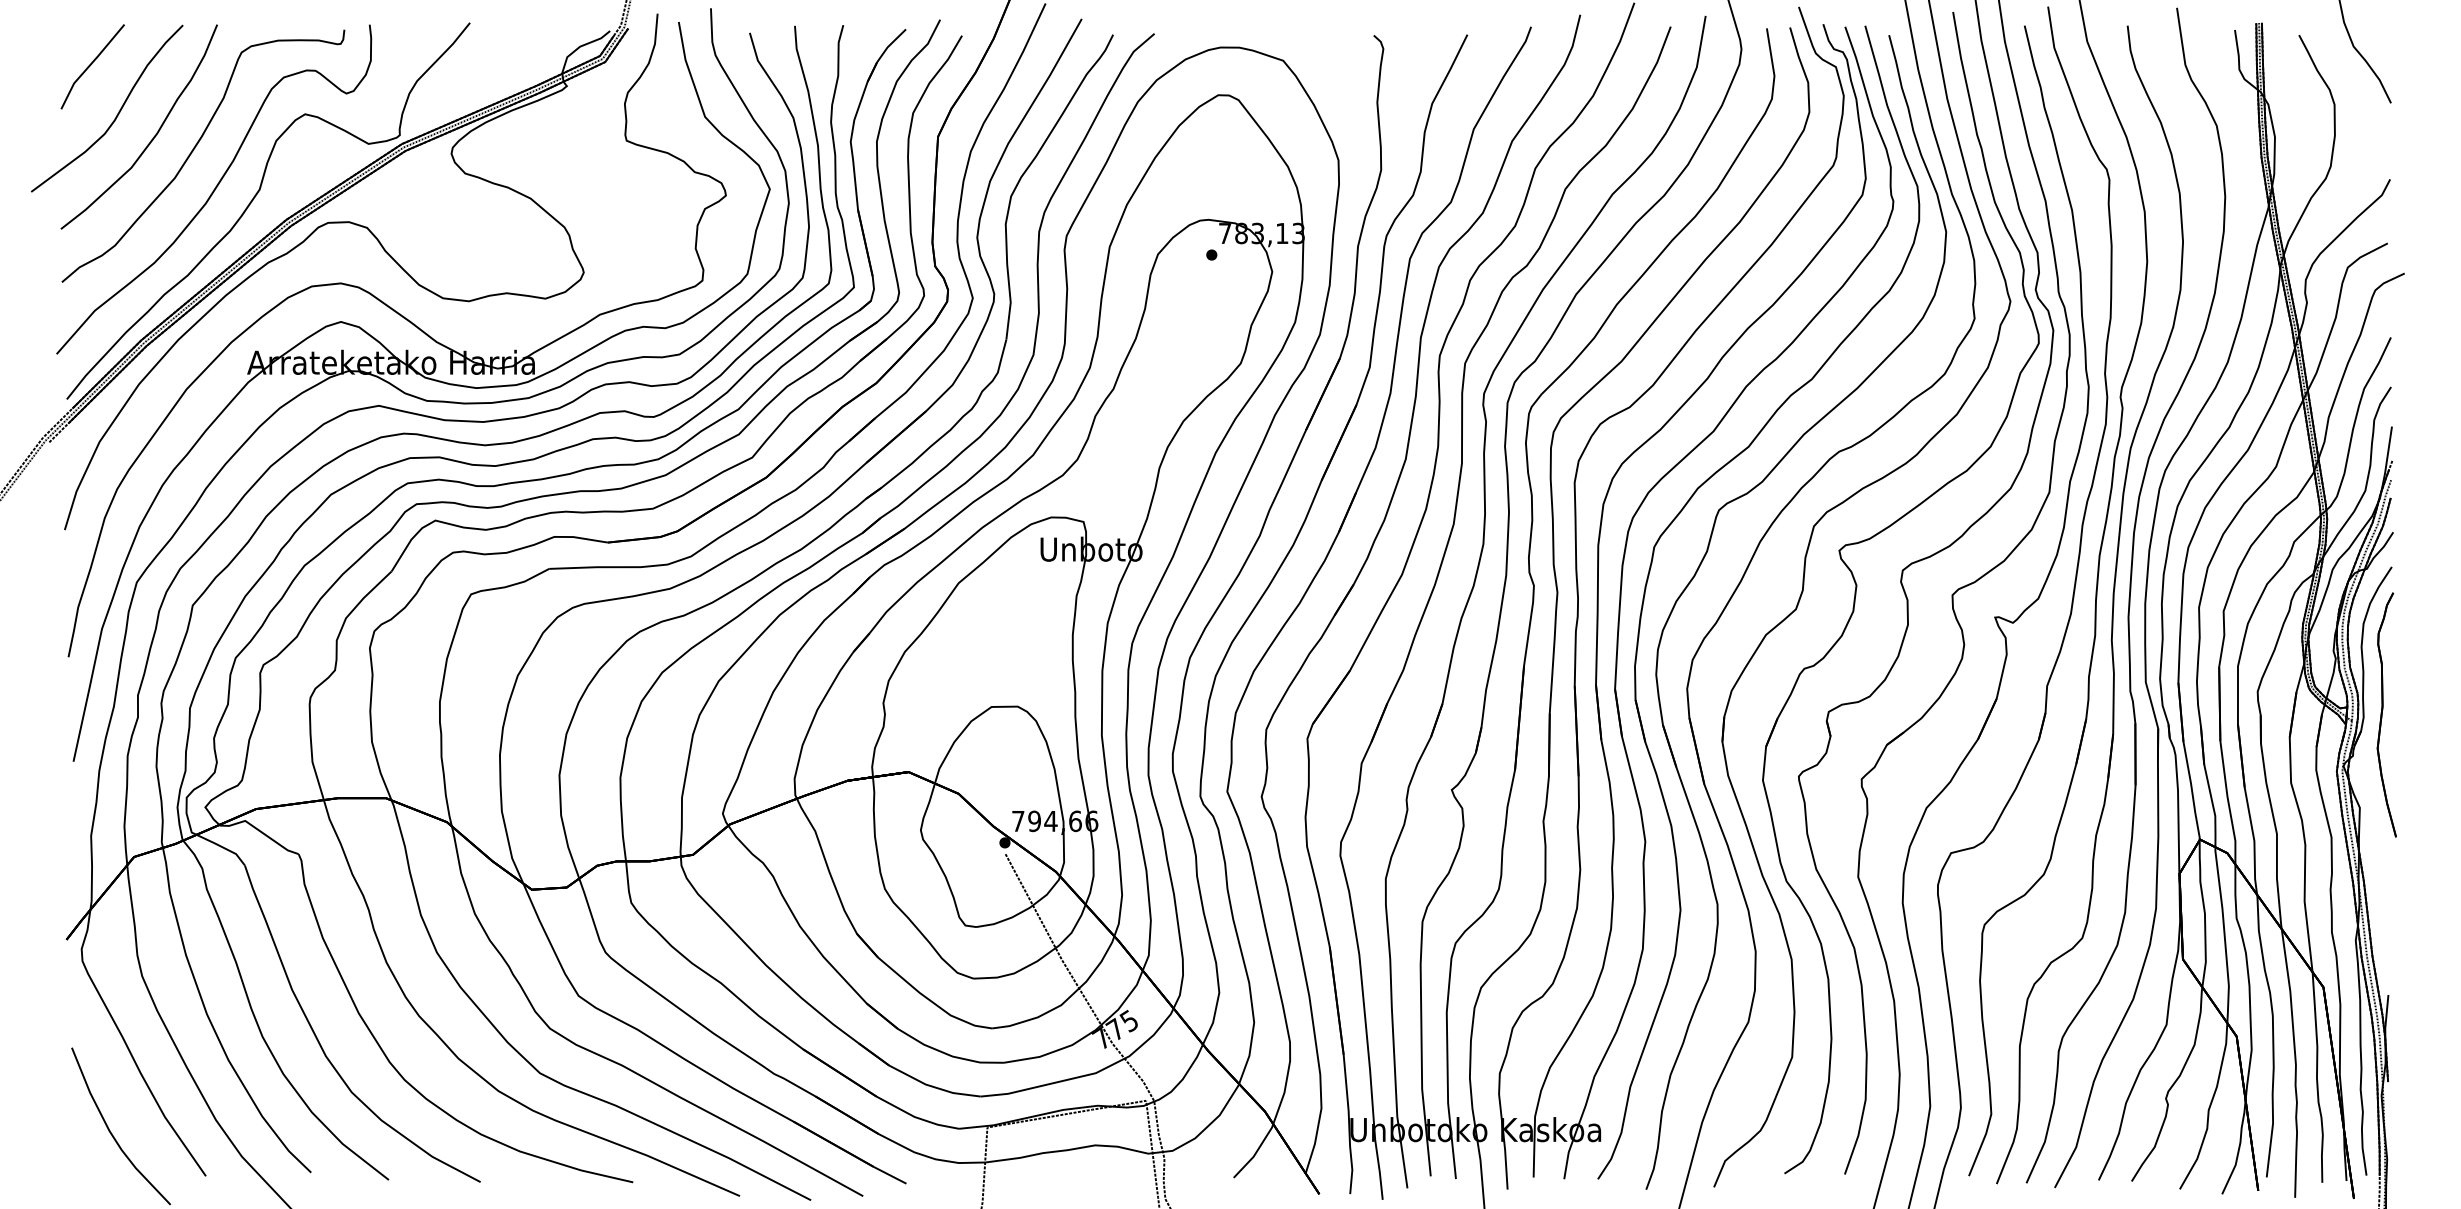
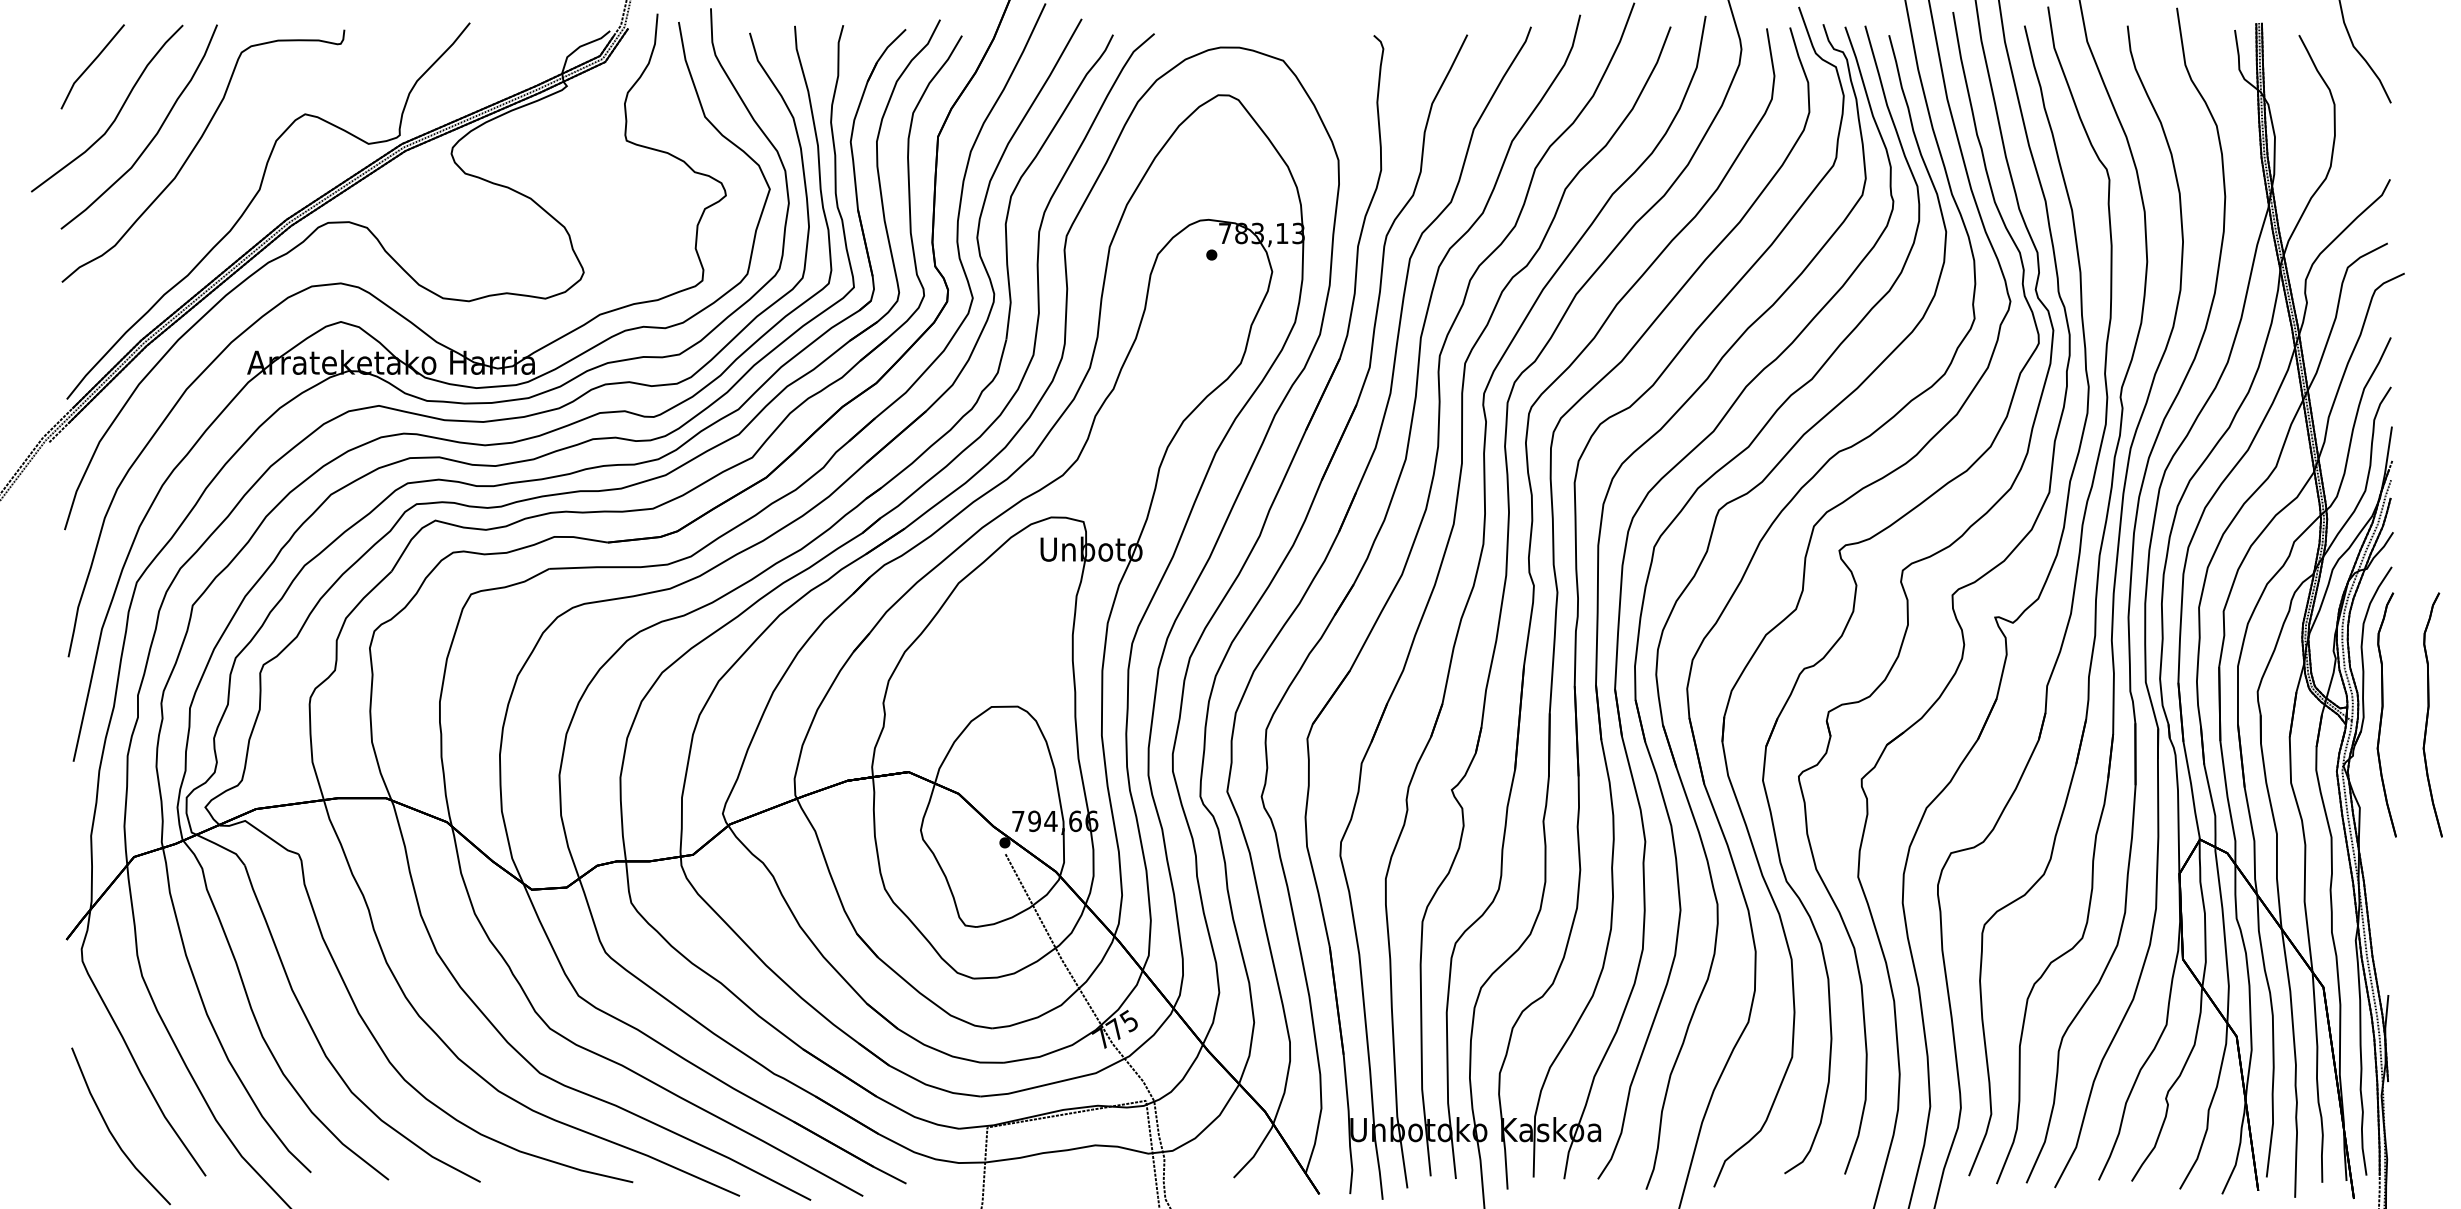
part: present -> none (214, 189)
part: none -> present (2432, 714)
